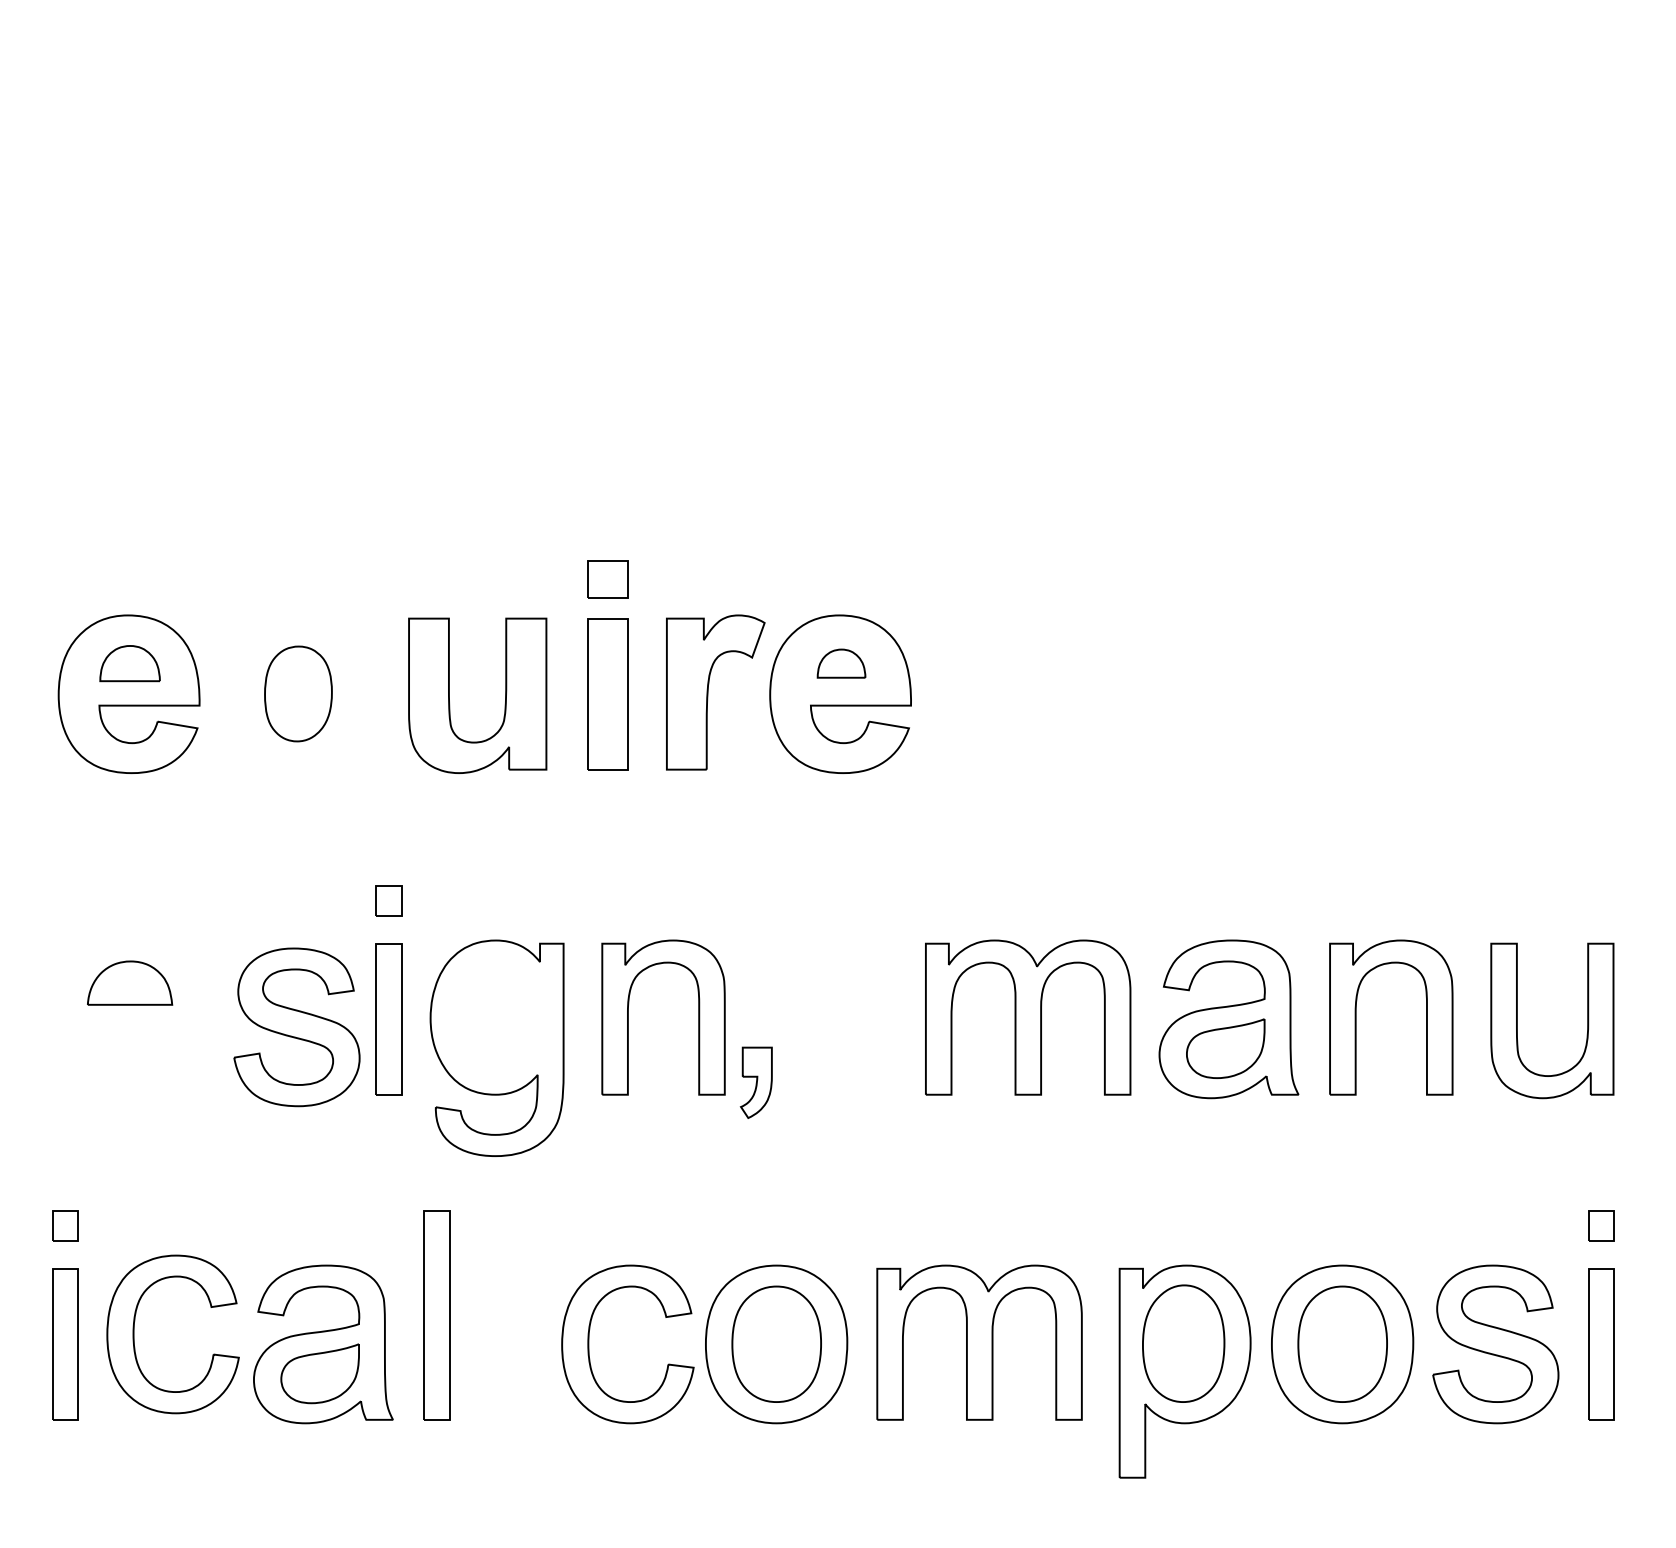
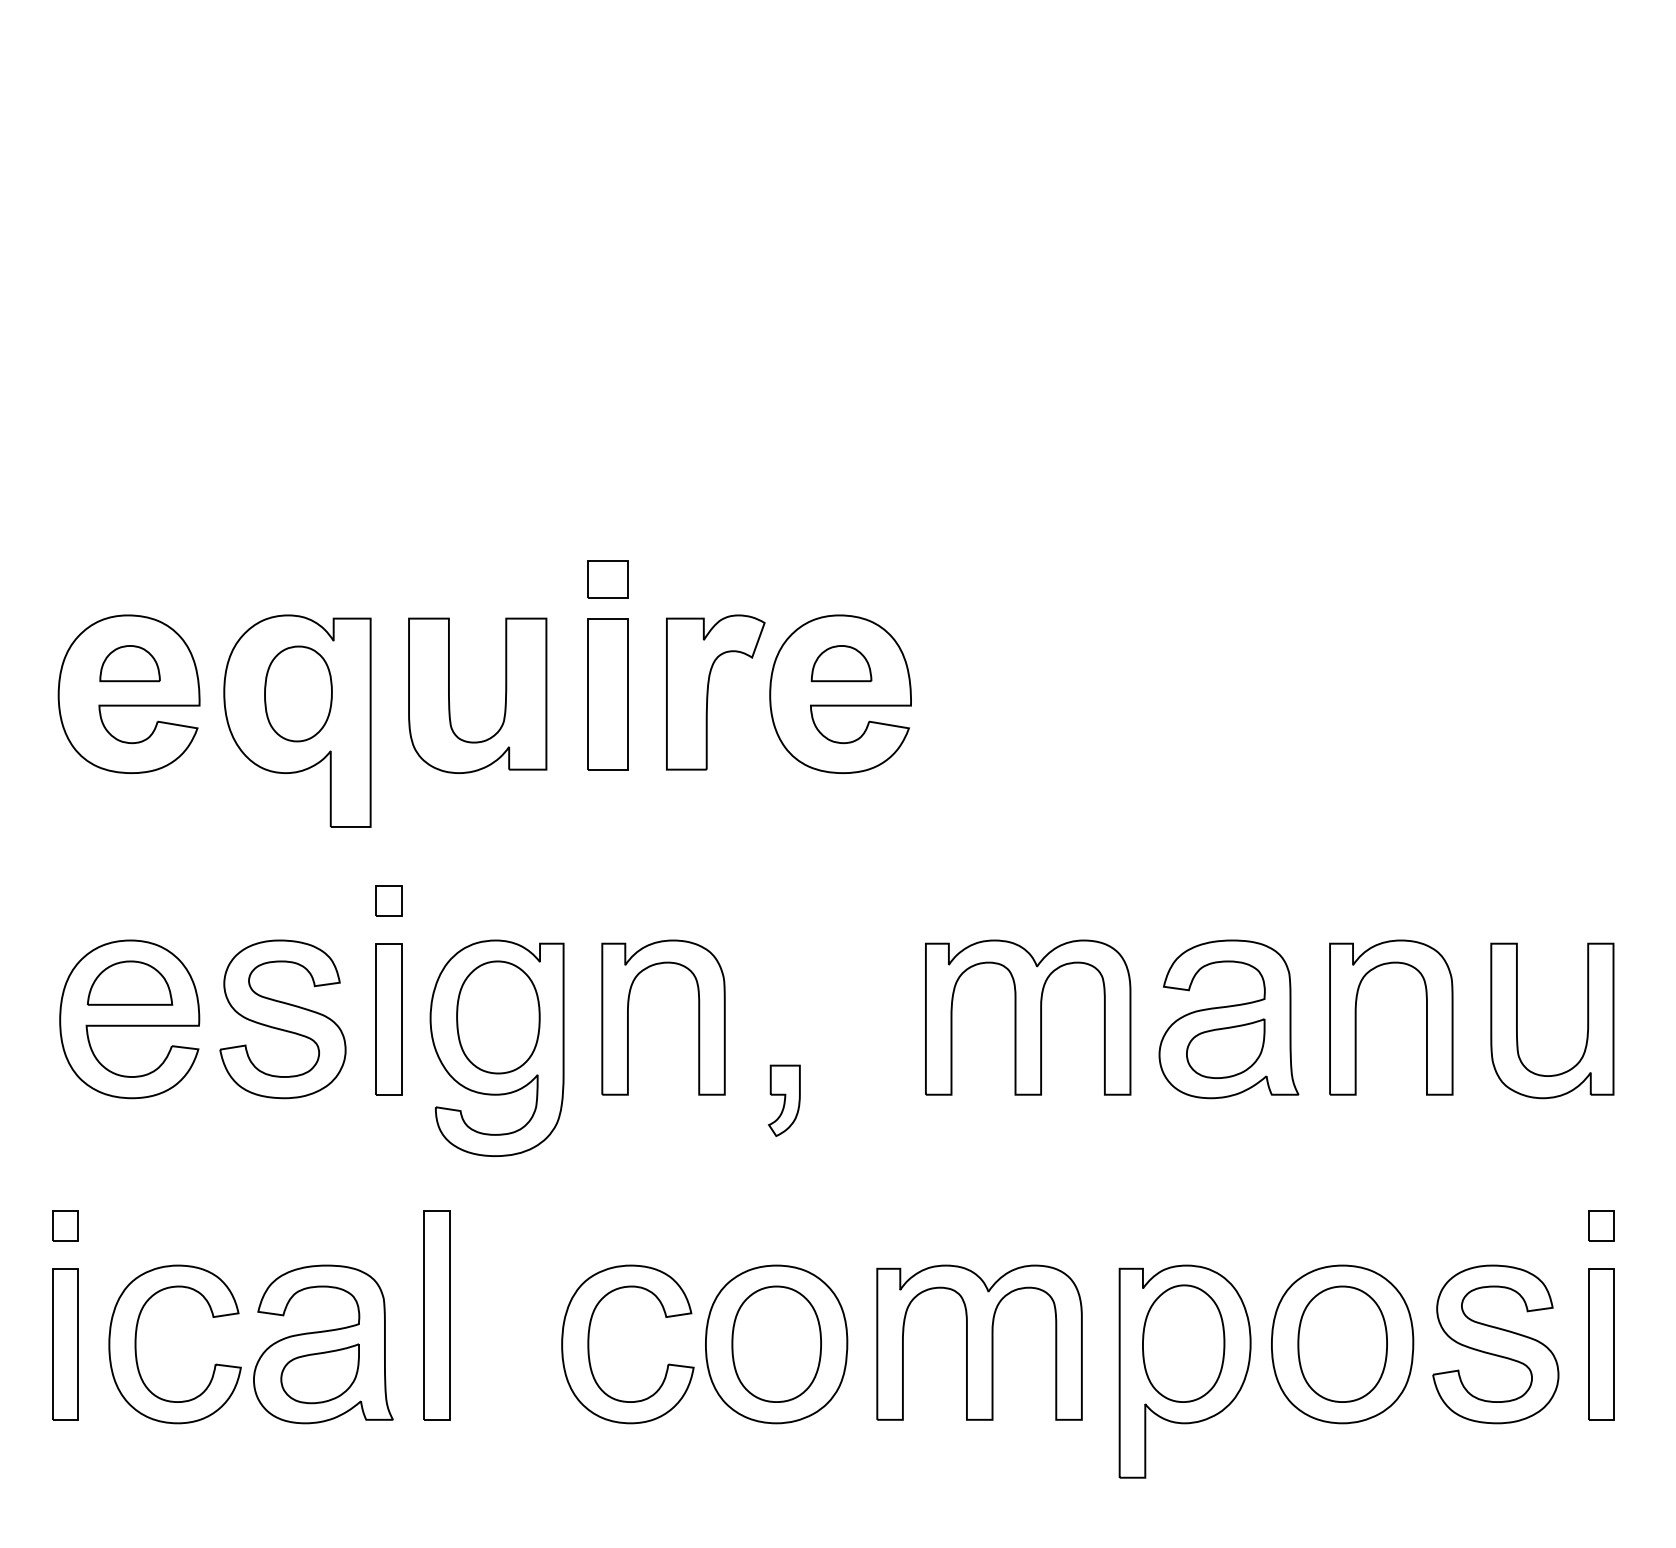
part size: 51x31 px -> 63x38 px (841, 663)
part: none -> present (297, 720)
part: none -> present (498, 1017)
part: none -> present (129, 1019)
part position: (296, 1027) -> (282, 1019) (282, 1019)
part position: (755, 1082) -> (783, 1100) (783, 1100)
part position: (134, 1334) -> (136, 1344) (136, 1344)
